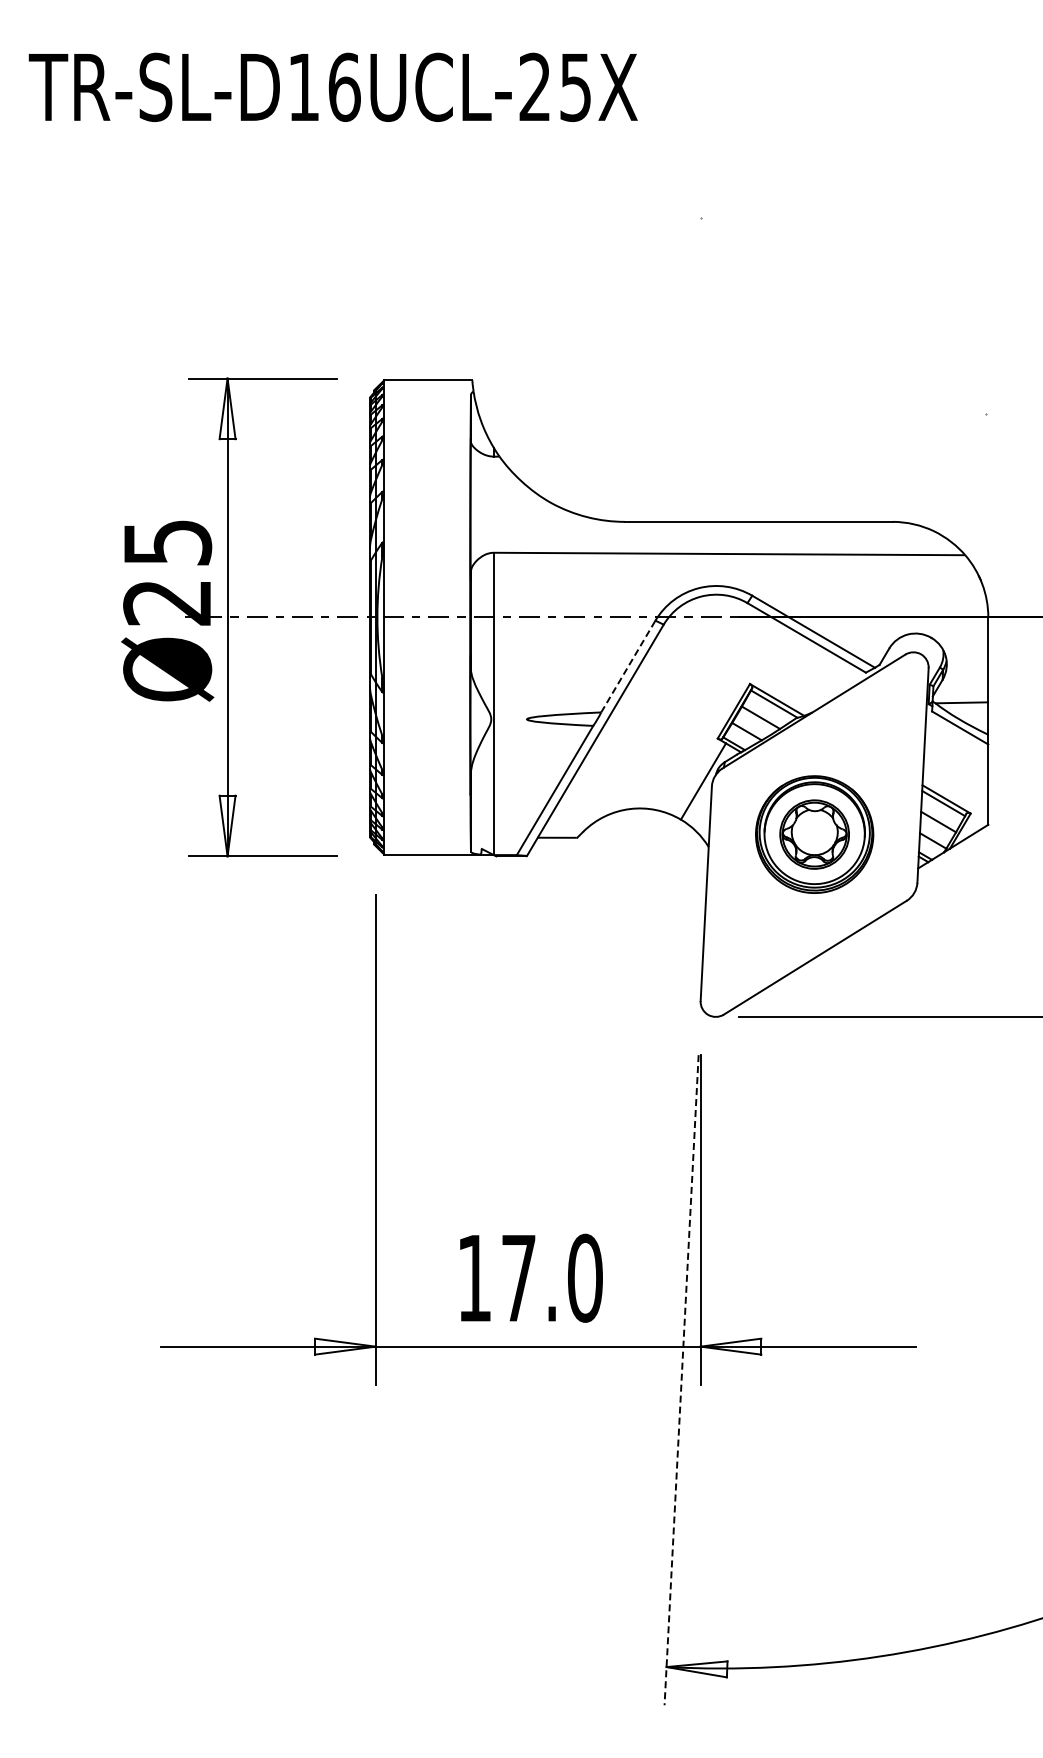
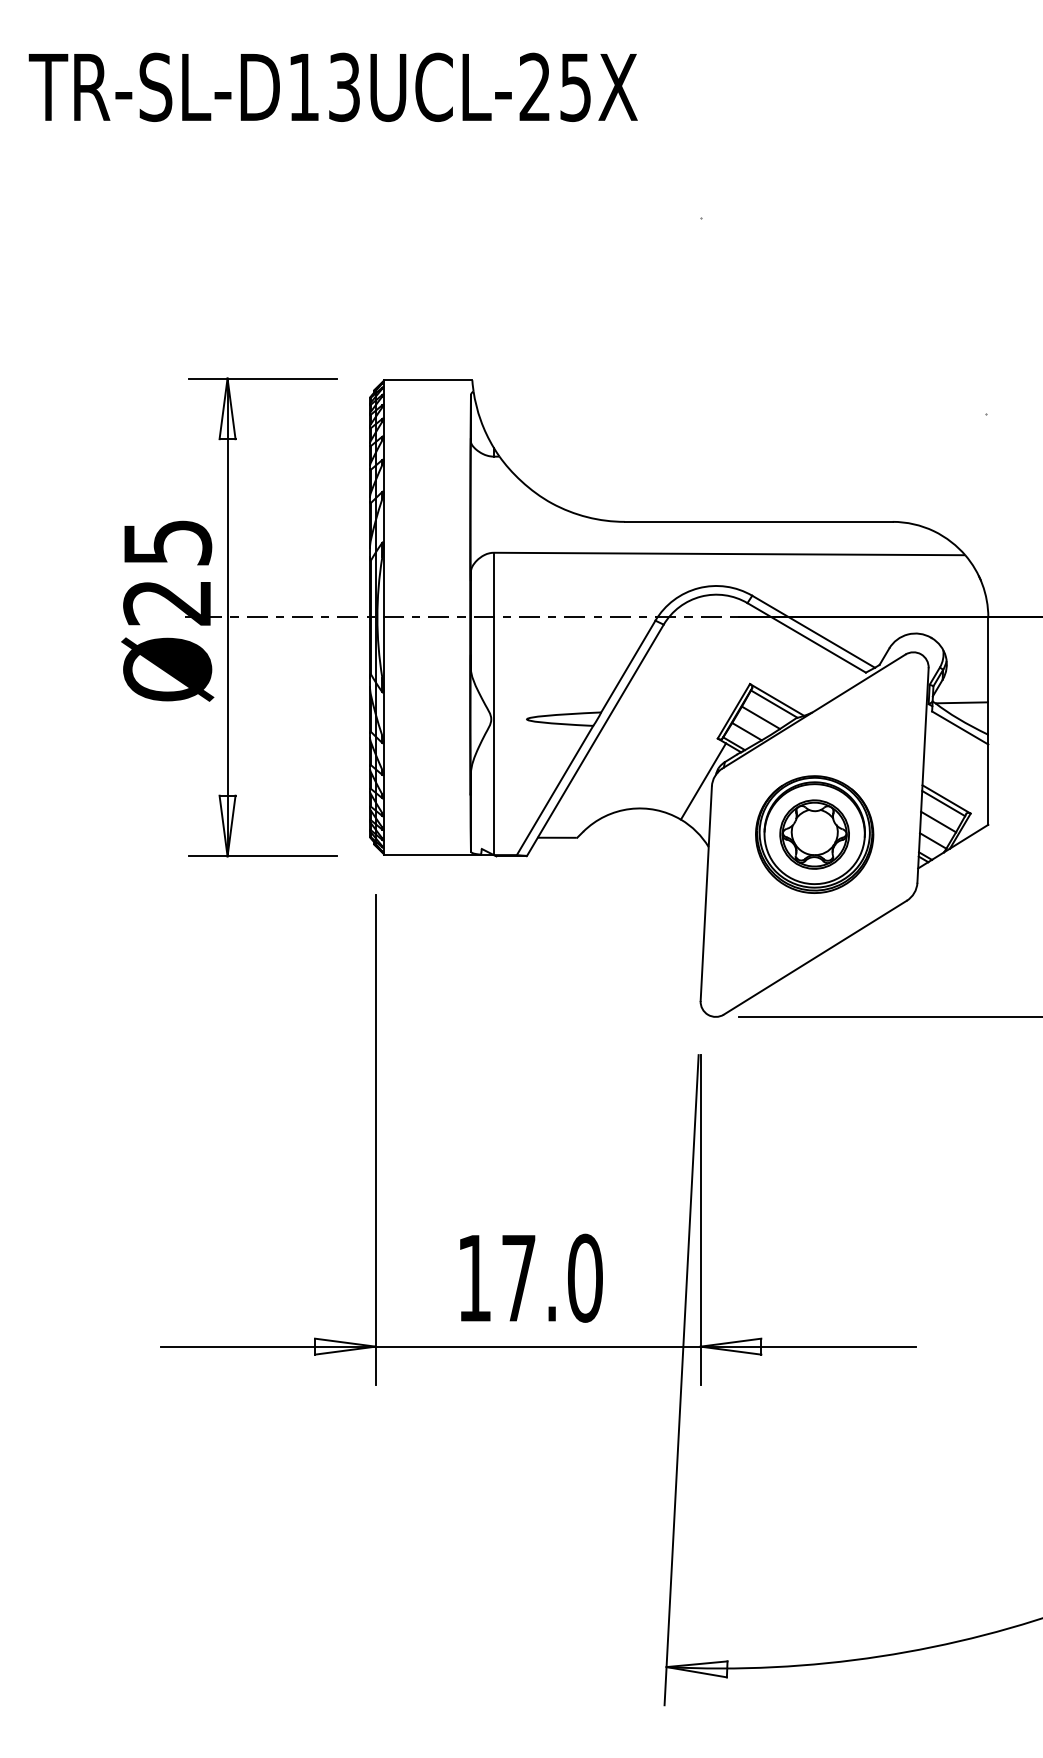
text: TR-SL-D16UCL-25X -> TR-SL-D13UCL-25X (344, 87)
line: dashed -> solid (628, 666)
line: dashed -> solid (681, 1380)
